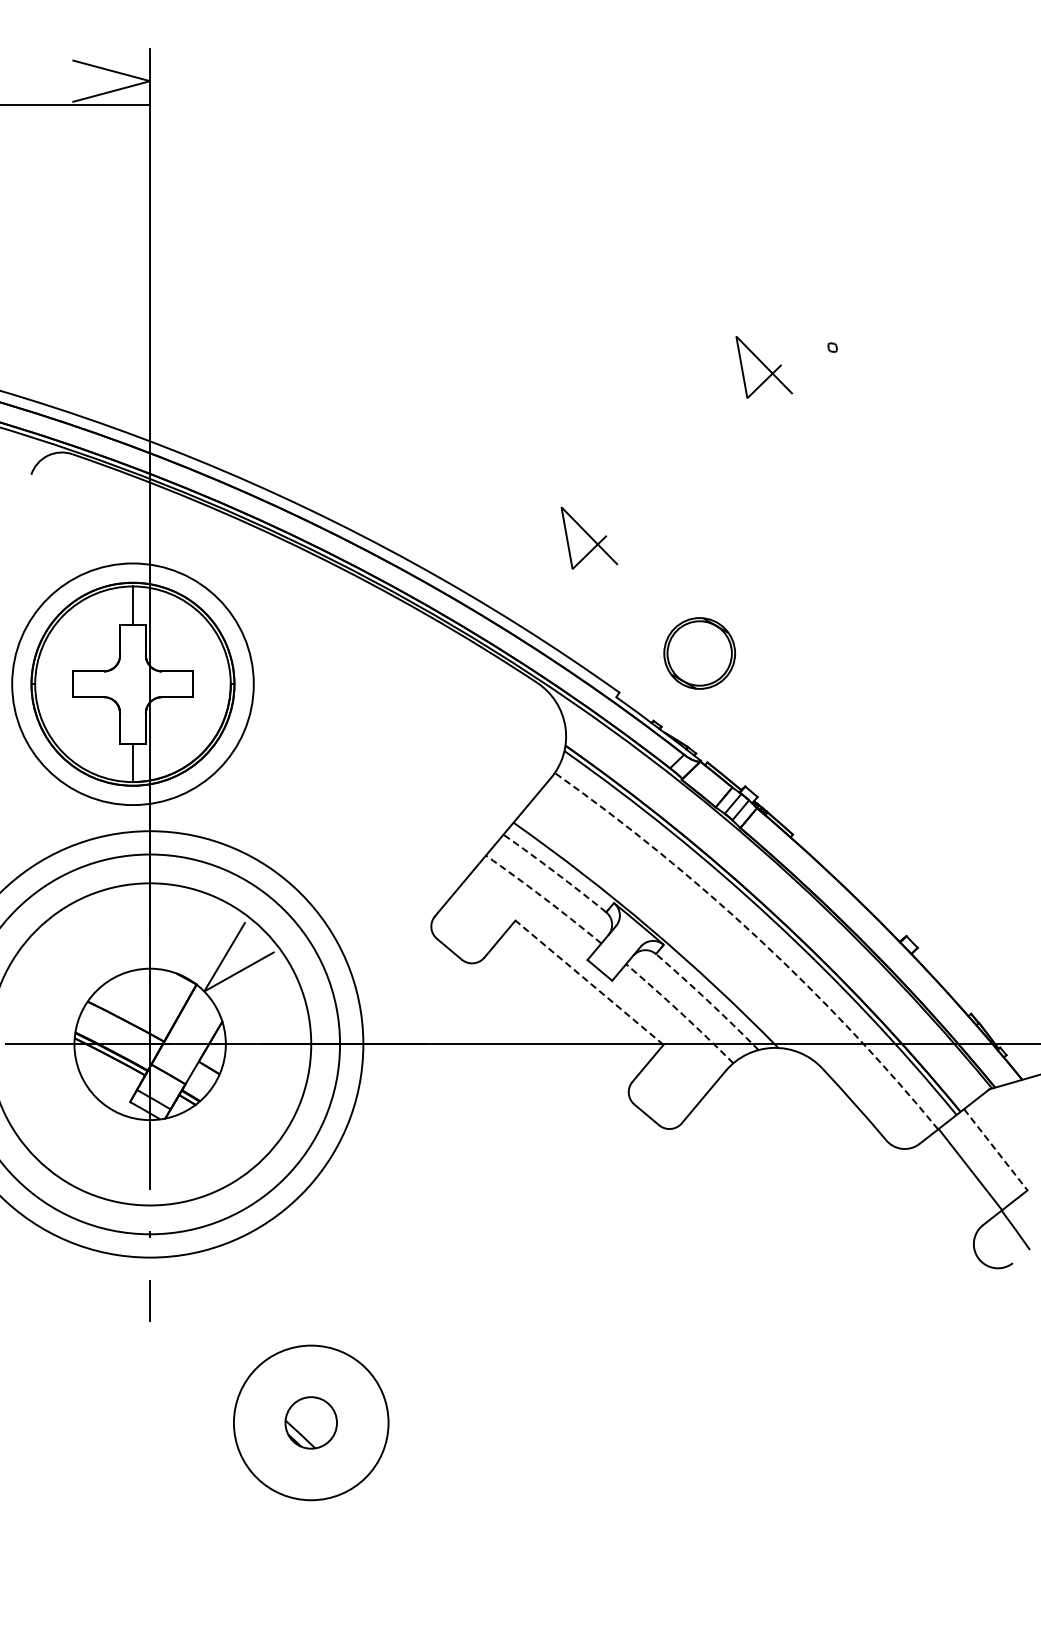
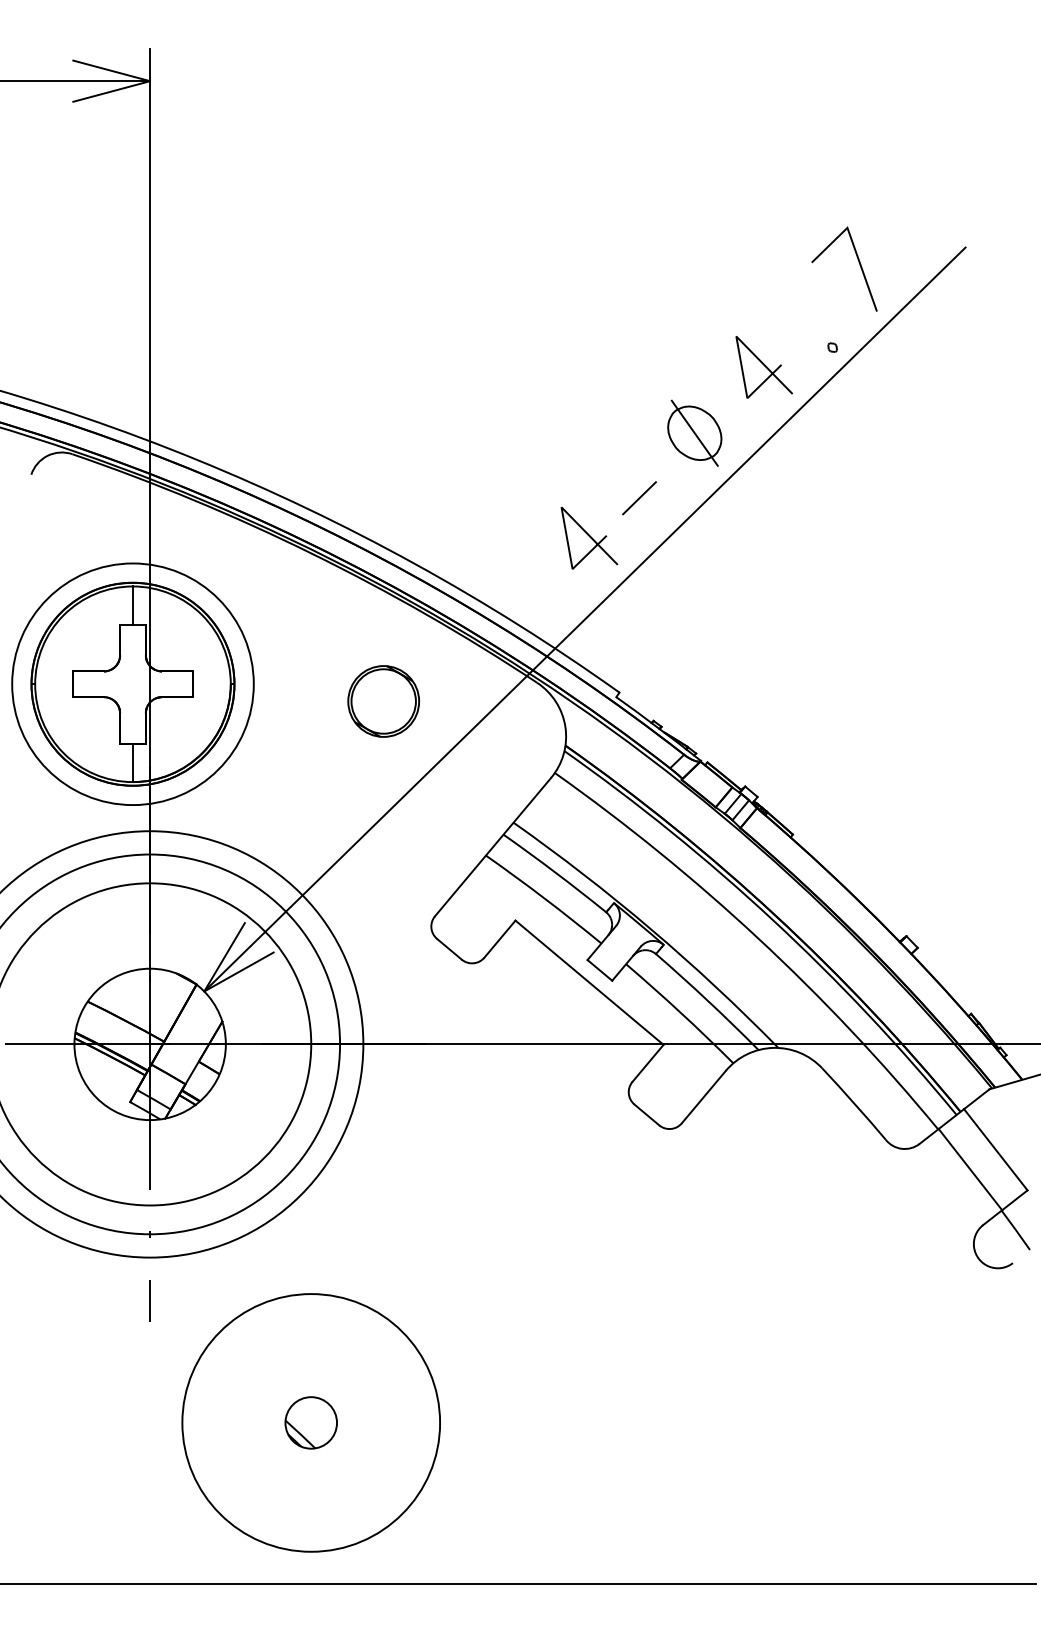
line position: (76, 105) -> (76, 81) (76, 81)
line: none -> present (858, 262)
part: none -> present (694, 432)
line: none -> present (639, 498)
line: none -> present (584, 619)
part position: (699, 653) -> (383, 701) (383, 701)
arc: dashed -> solid (555, 872)
arc: dashed -> solid (544, 898)
arc: dashed -> solid (758, 938)
line: dashed -> solid (589, 982)
arc: dashed -> solid (708, 1001)
arc: dashed -> solid (680, 1012)
line: dashed -> solid (995, 1149)
circle diameter: 155 px -> 258 px (311, 1422)
line: none -> present (519, 1584)
